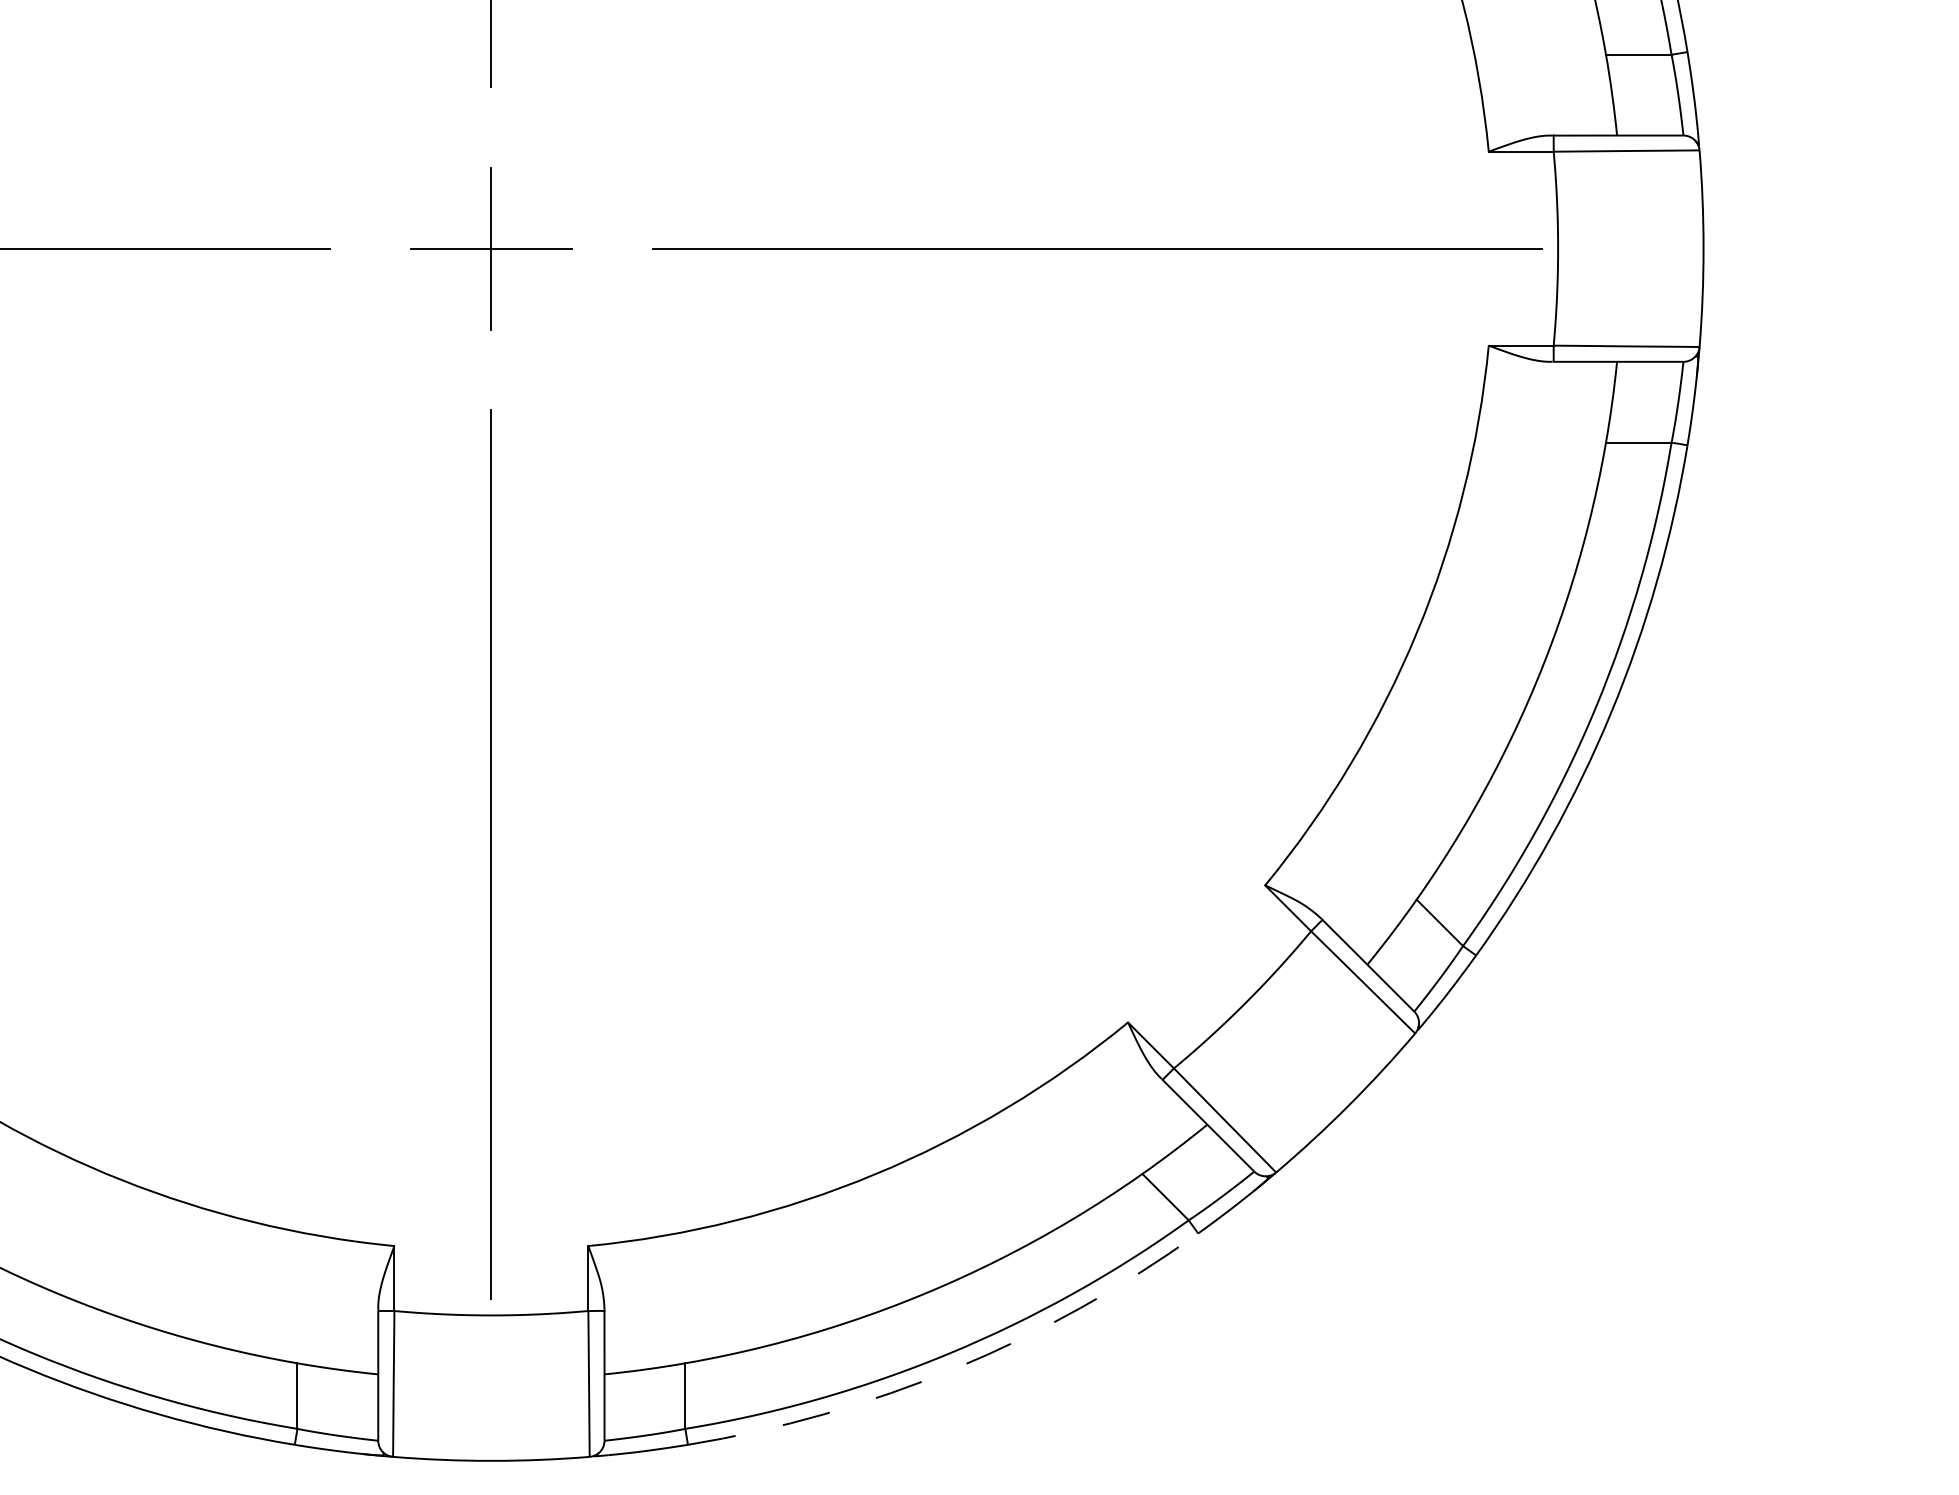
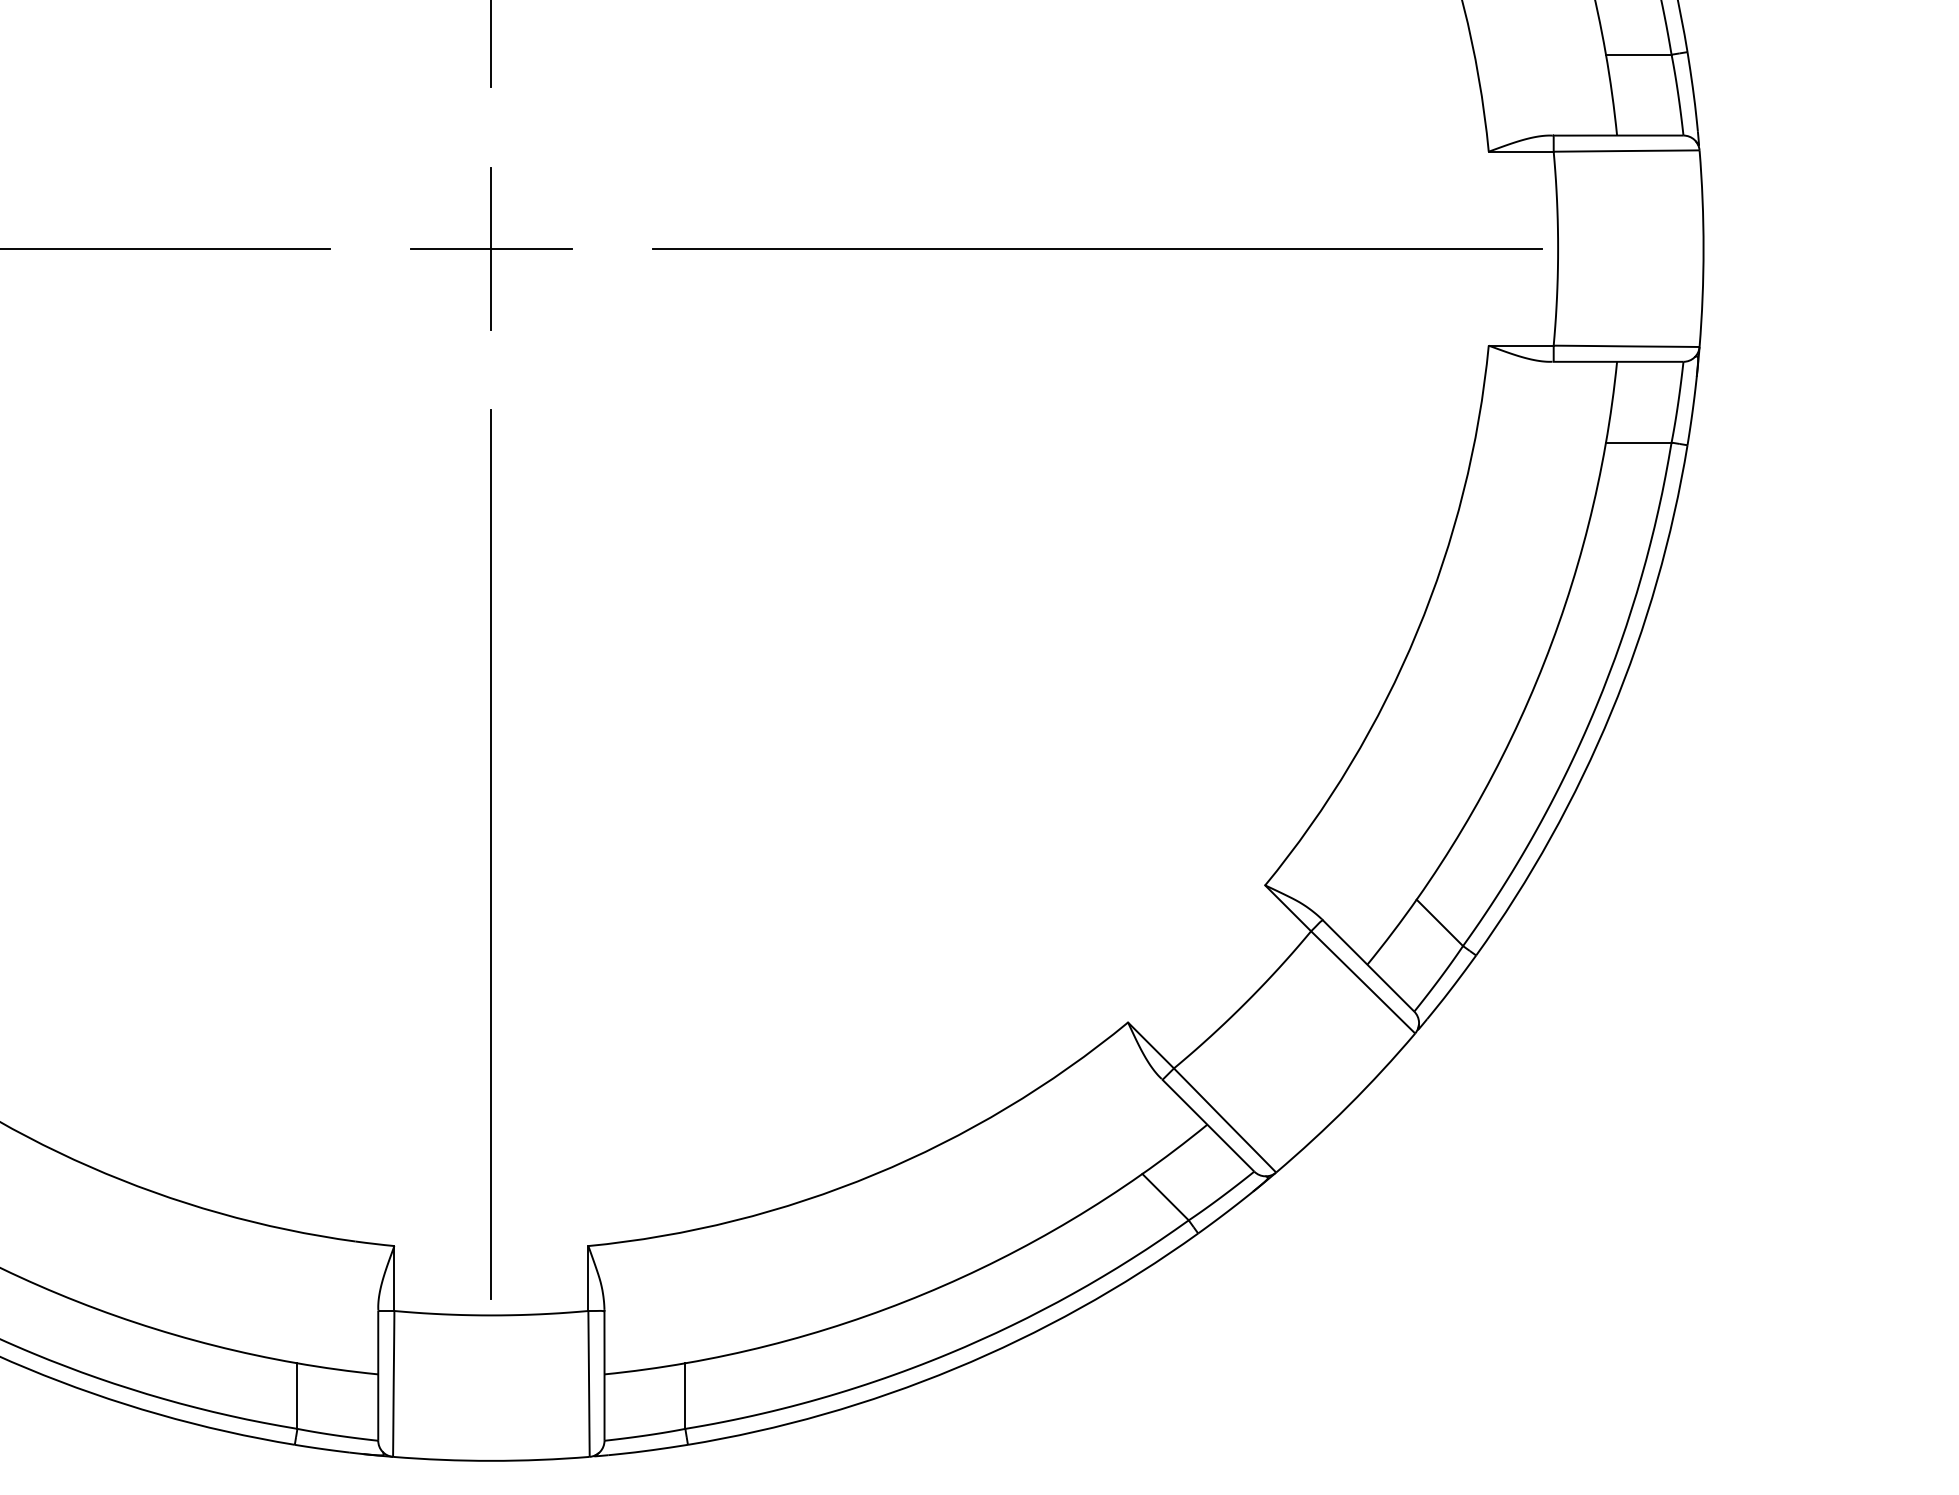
arc: dashed -> solid (955, 1368)
